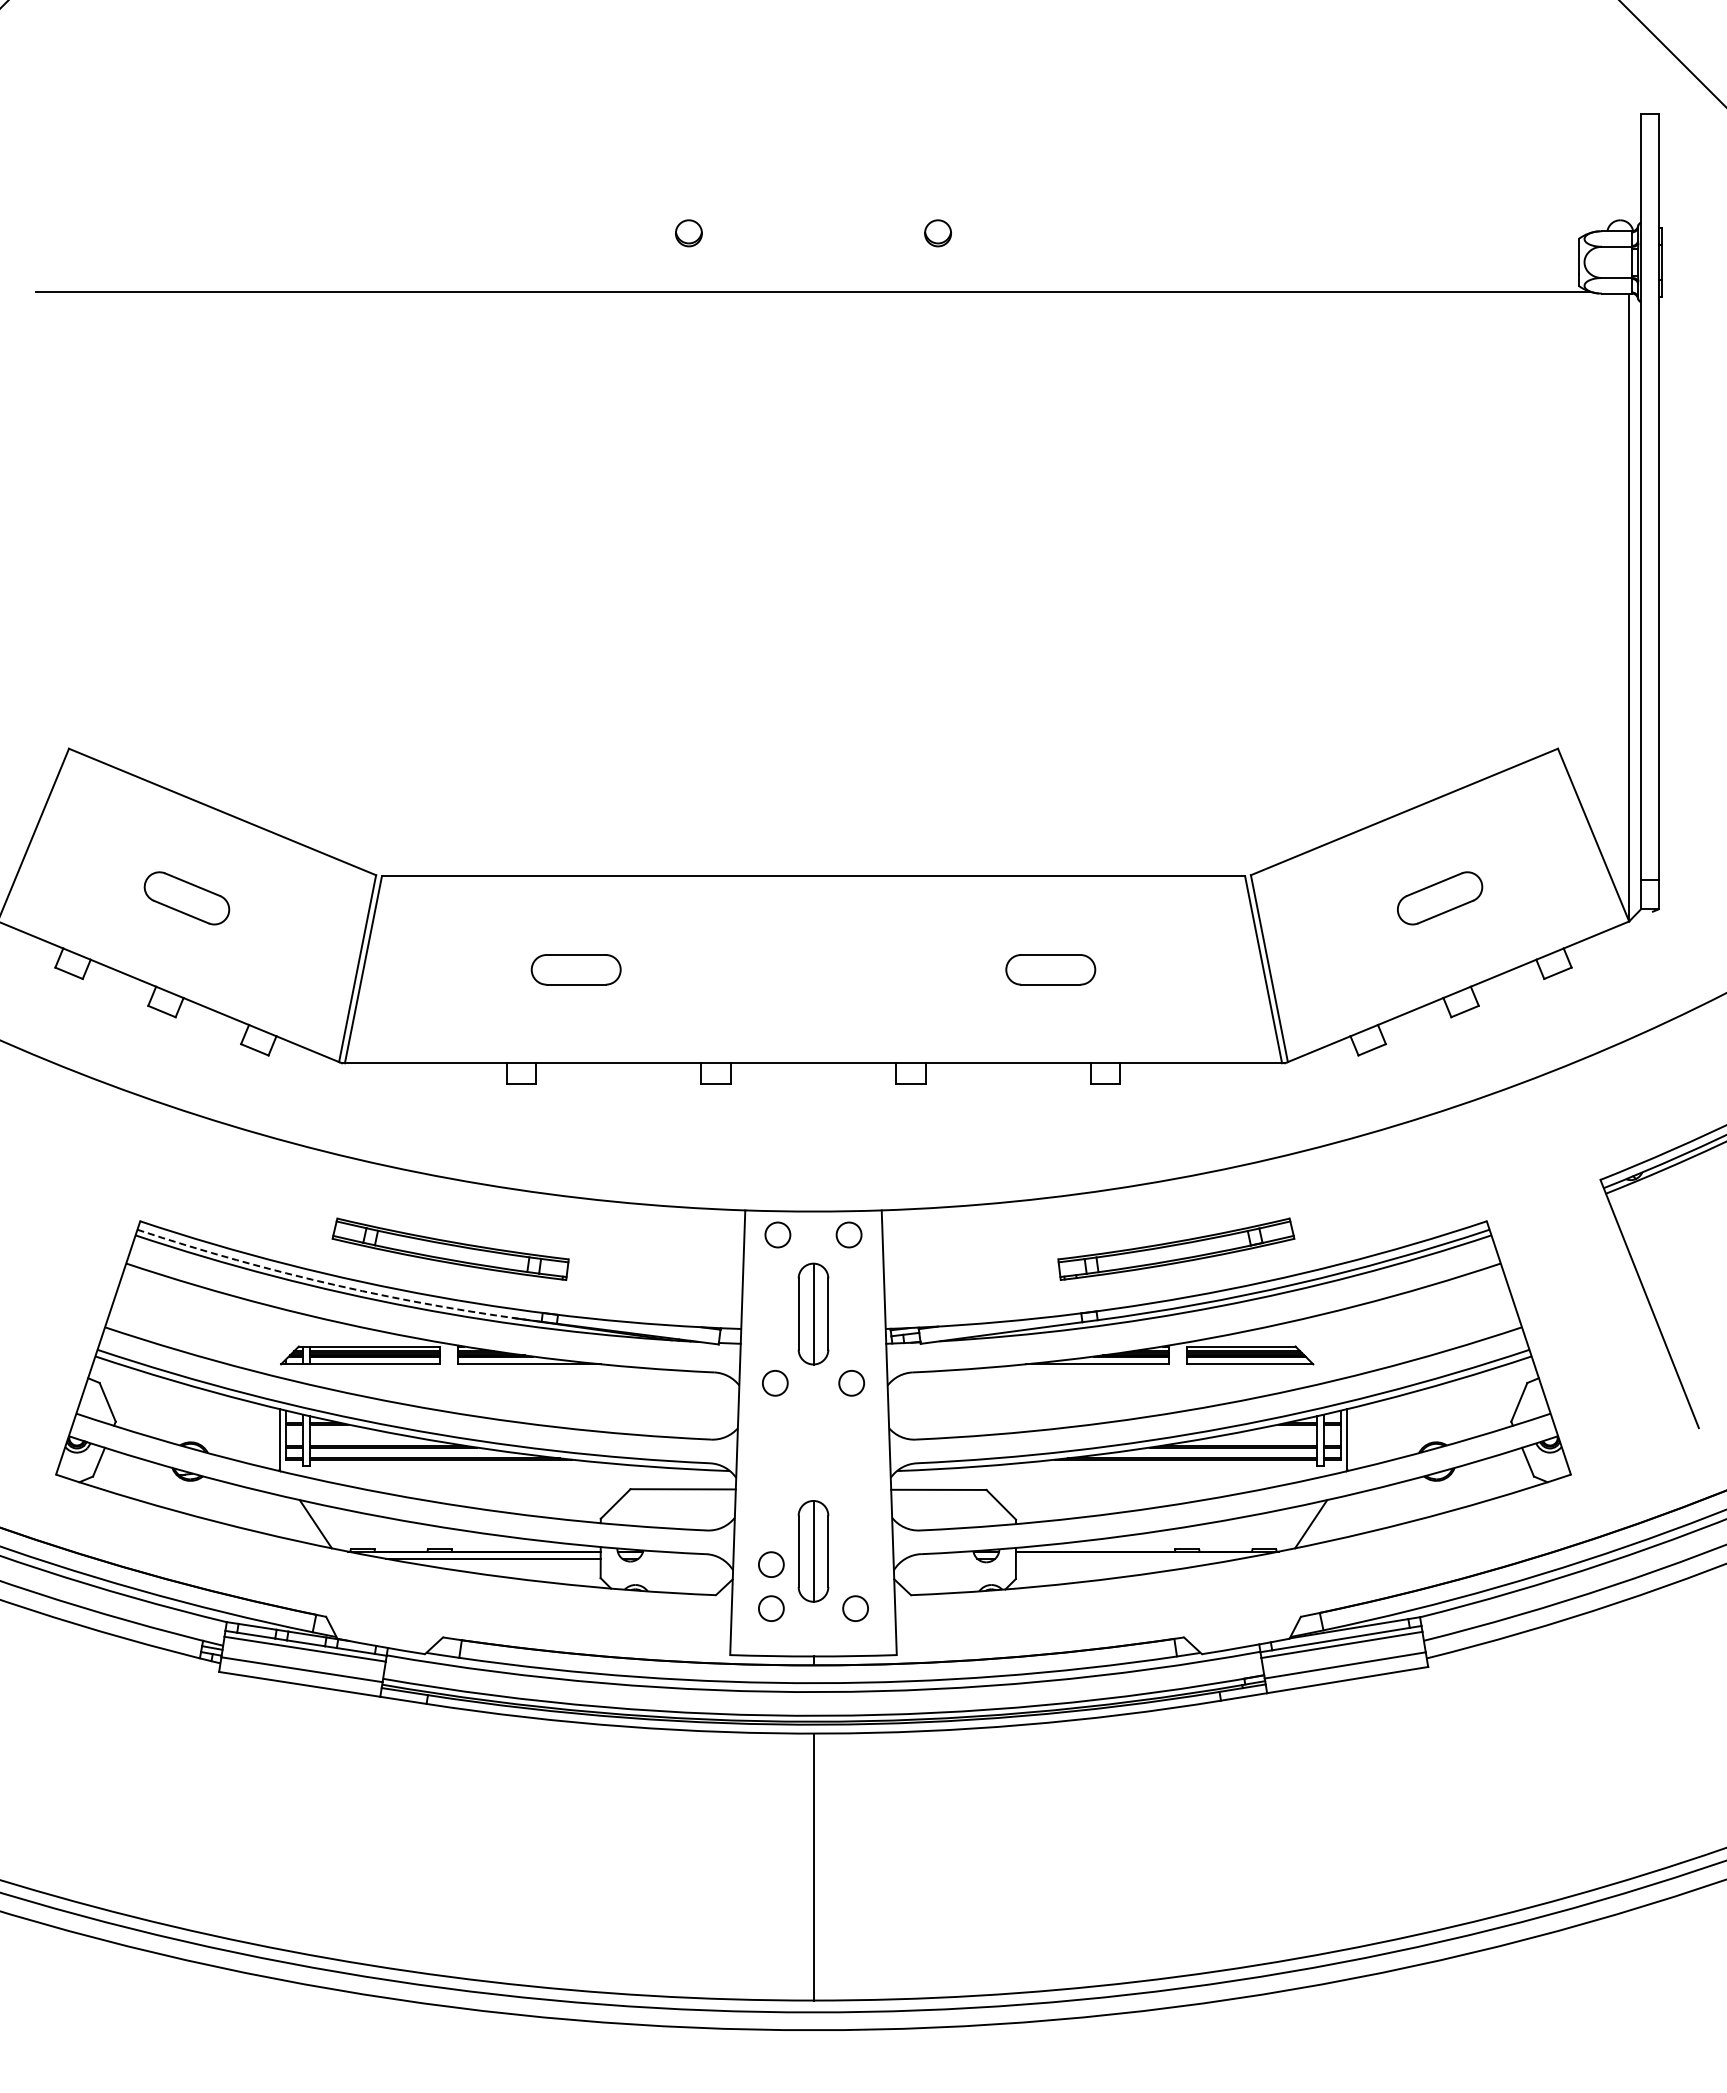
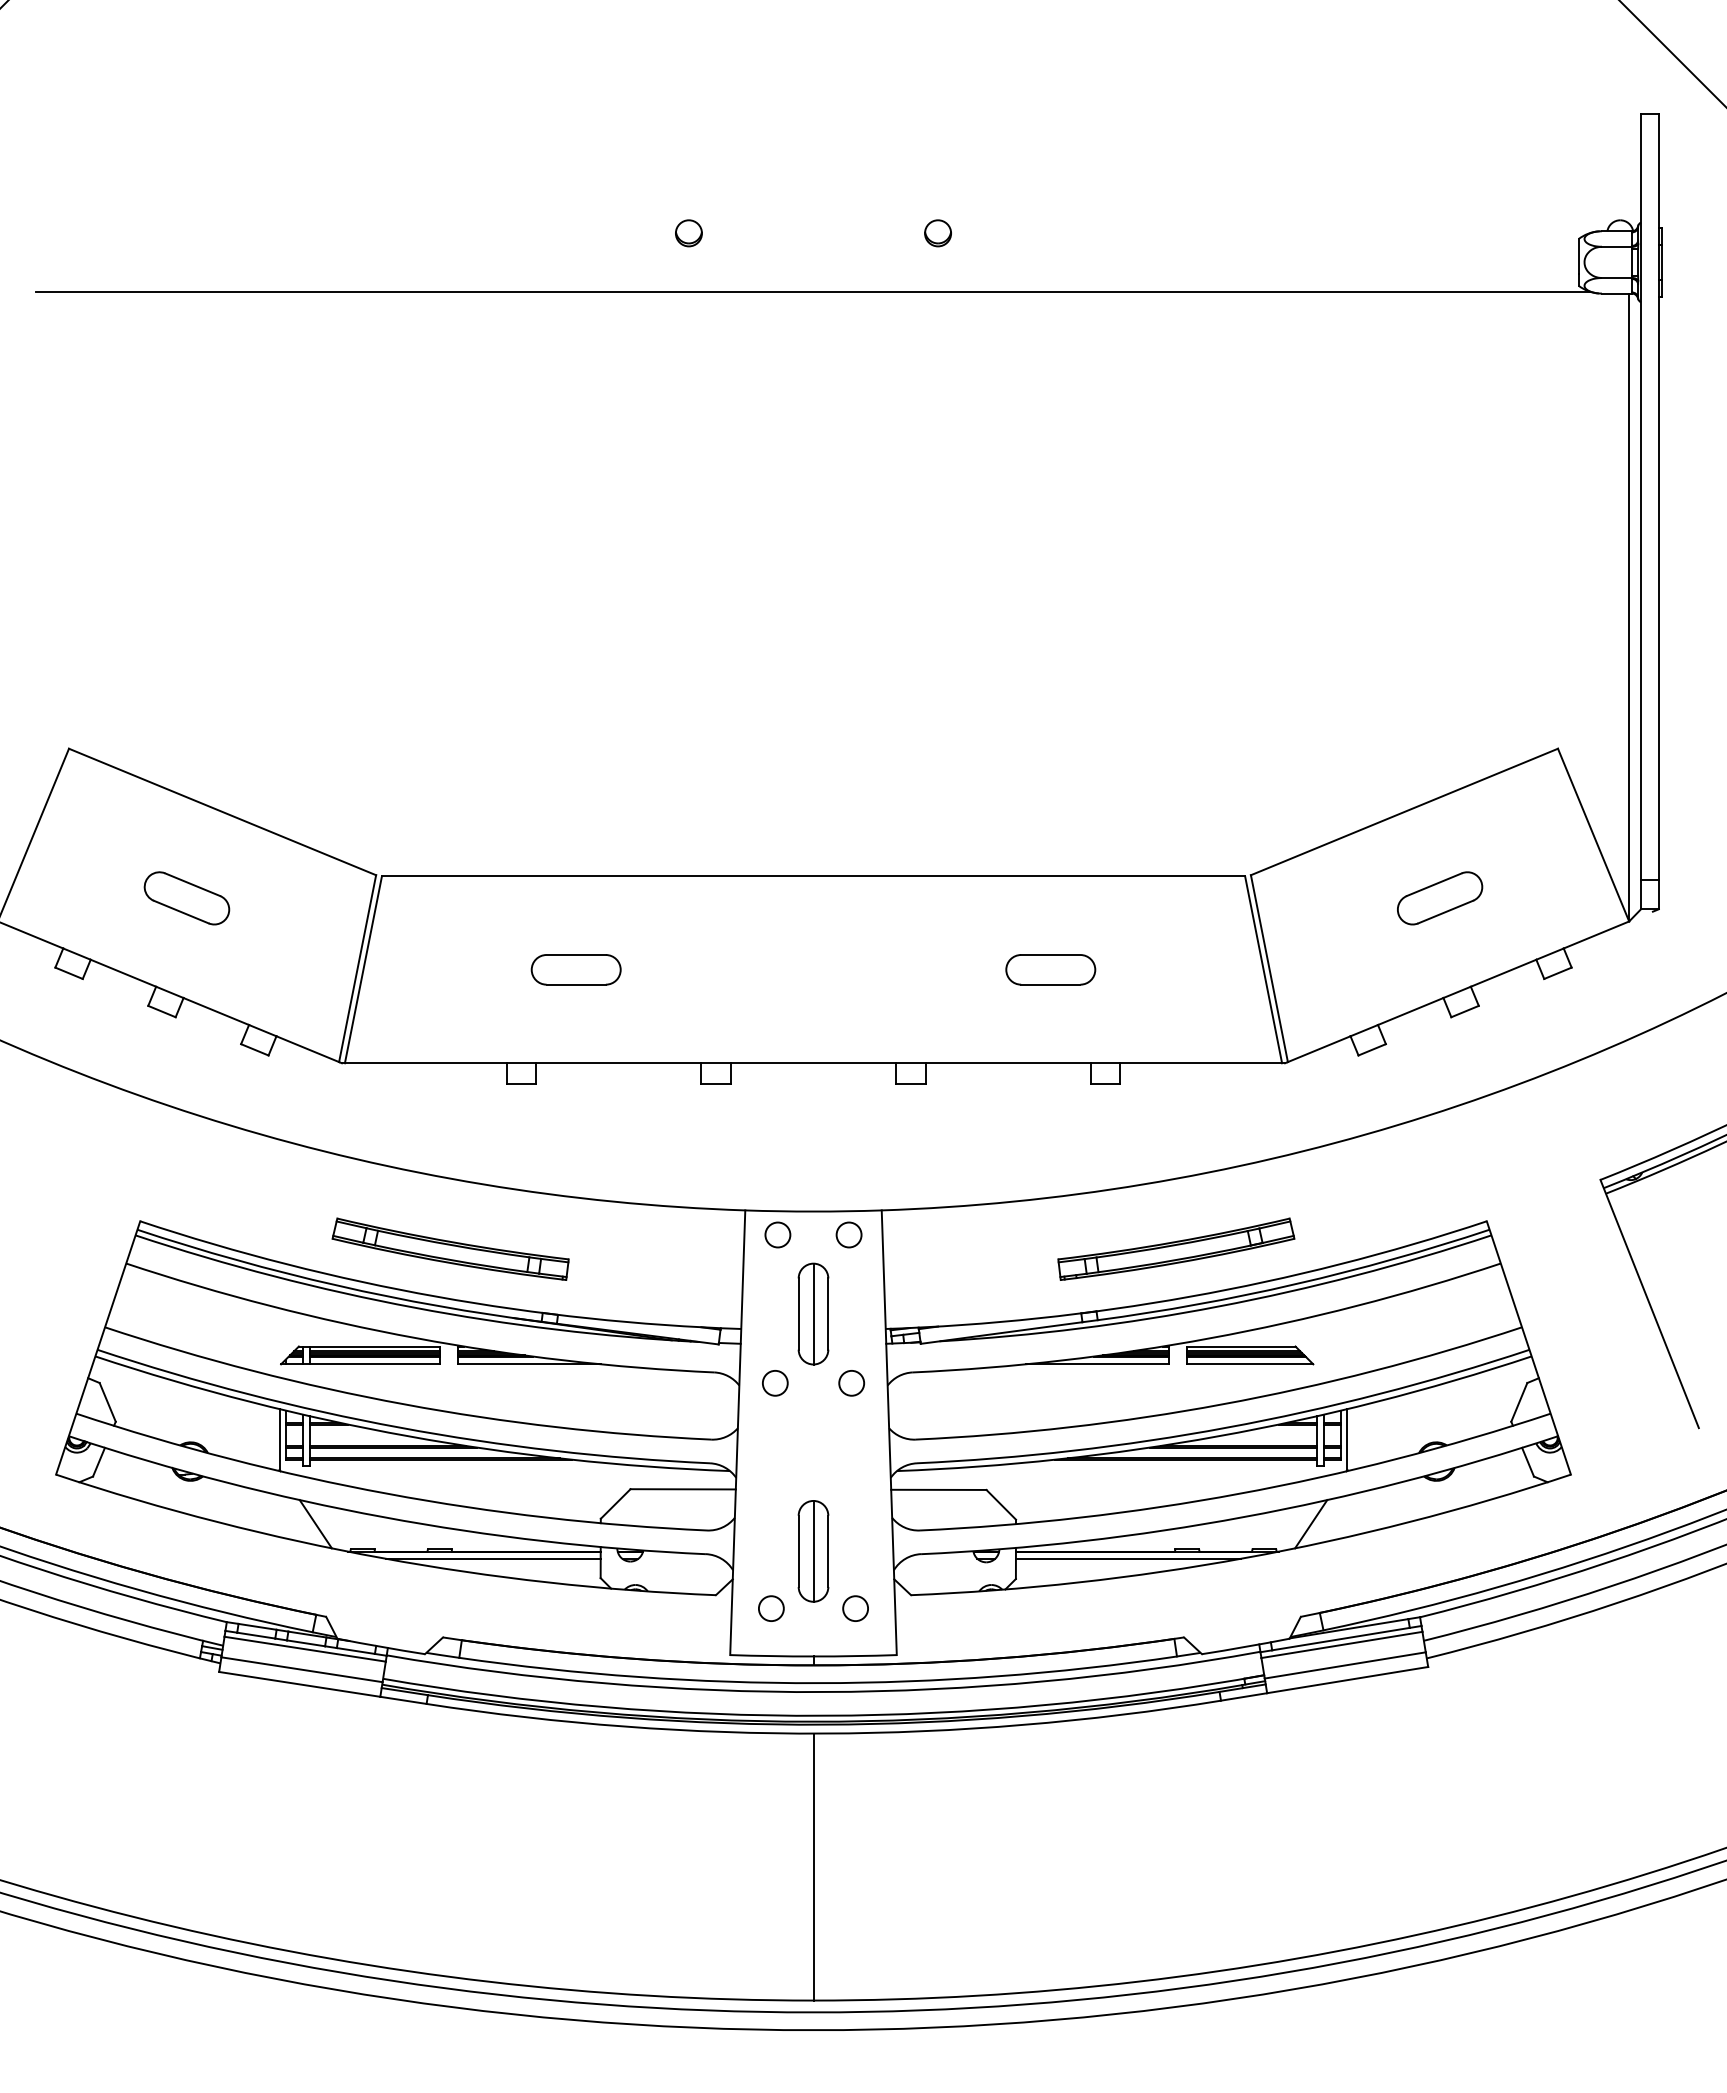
arc: dashed -> solid (337, 1285)
line: none -> present (1127, 1558)
circle: present -> none (771, 1564)
